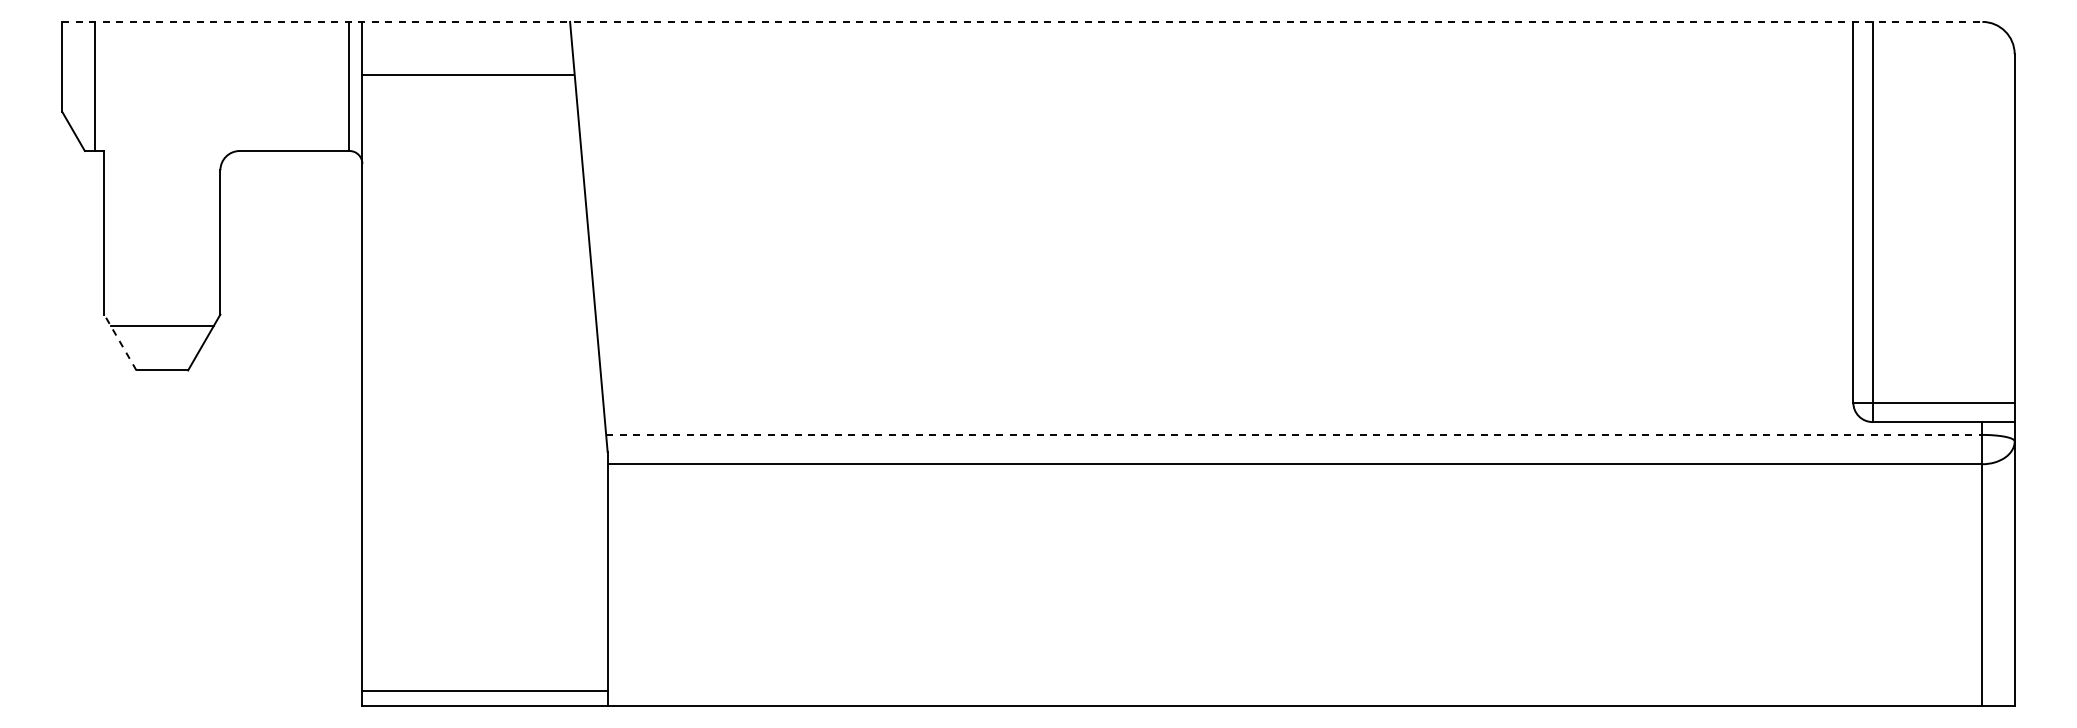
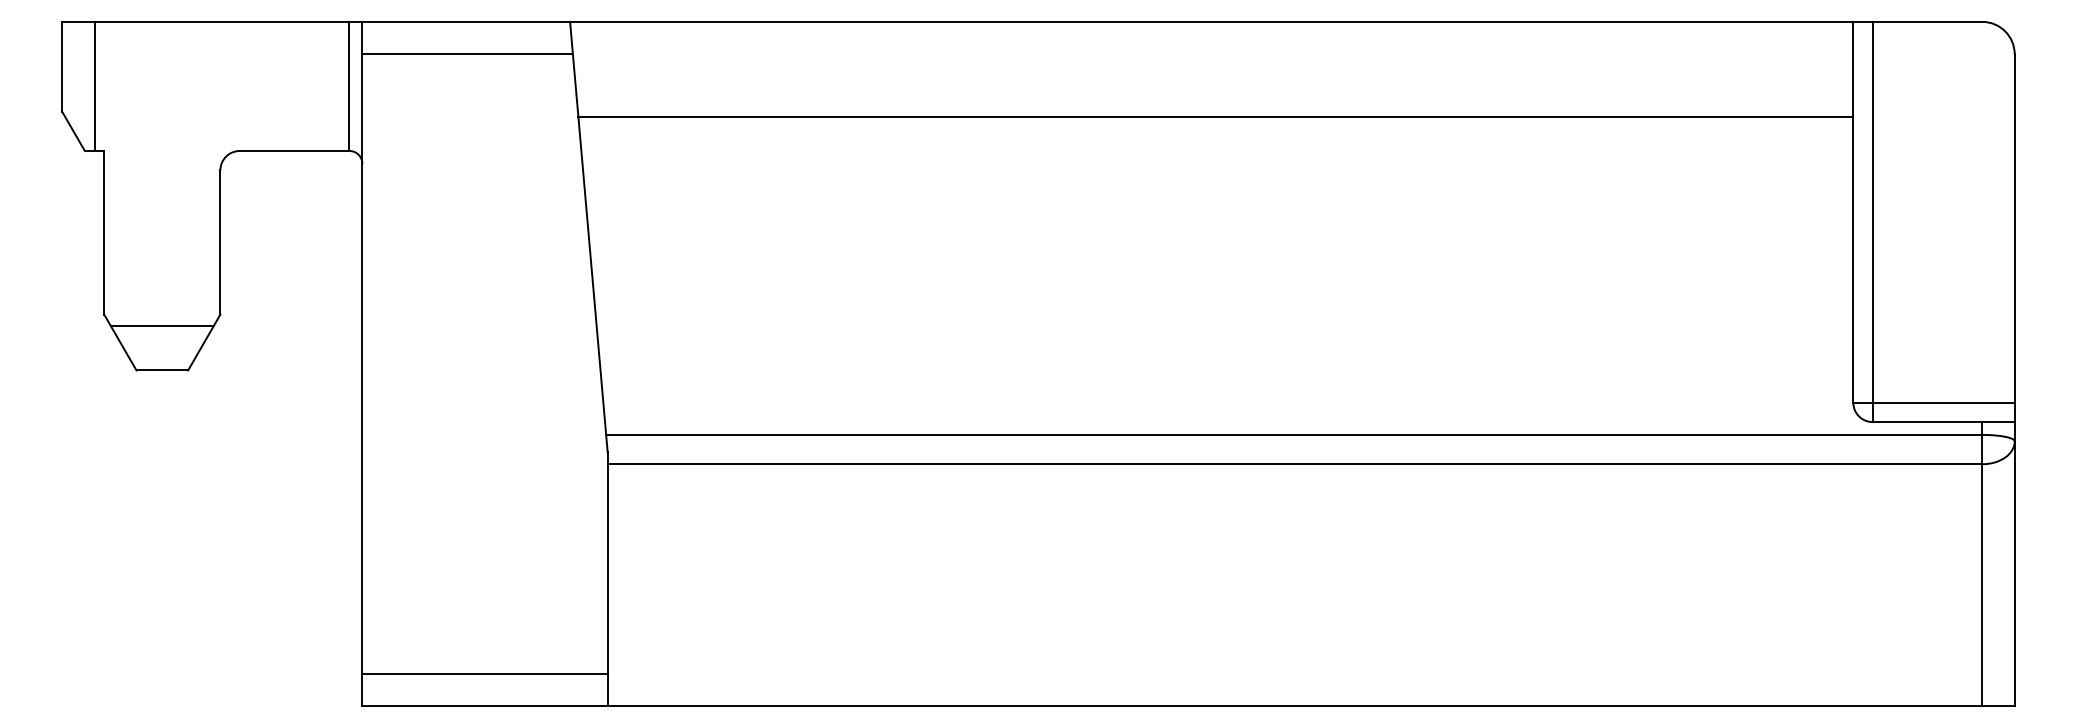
line: dashed -> solid (1022, 21)
line position: (467, 75) -> (467, 54) (467, 54)
line: none -> present (1215, 117)
line: dashed -> solid (120, 342)
line: dashed -> solid (1294, 434)
line position: (484, 690) -> (484, 673) (484, 673)
